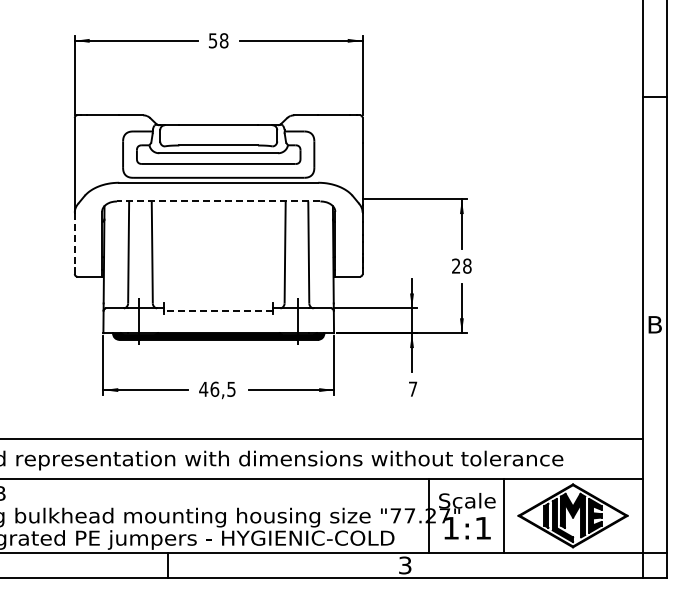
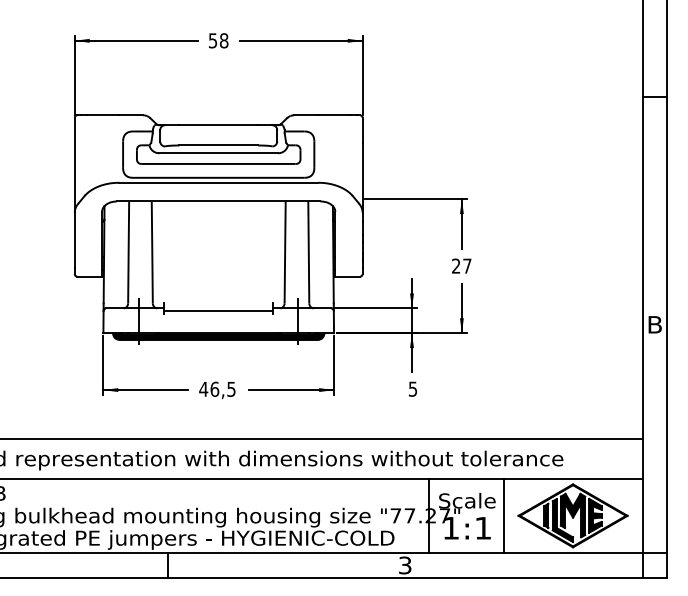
line: dashed -> solid (218, 201)
line: dashed -> solid (74, 240)
text: 28 -> 27 (467, 265)
line: dashed -> solid (218, 311)
text: 7 -> 5 (413, 388)
